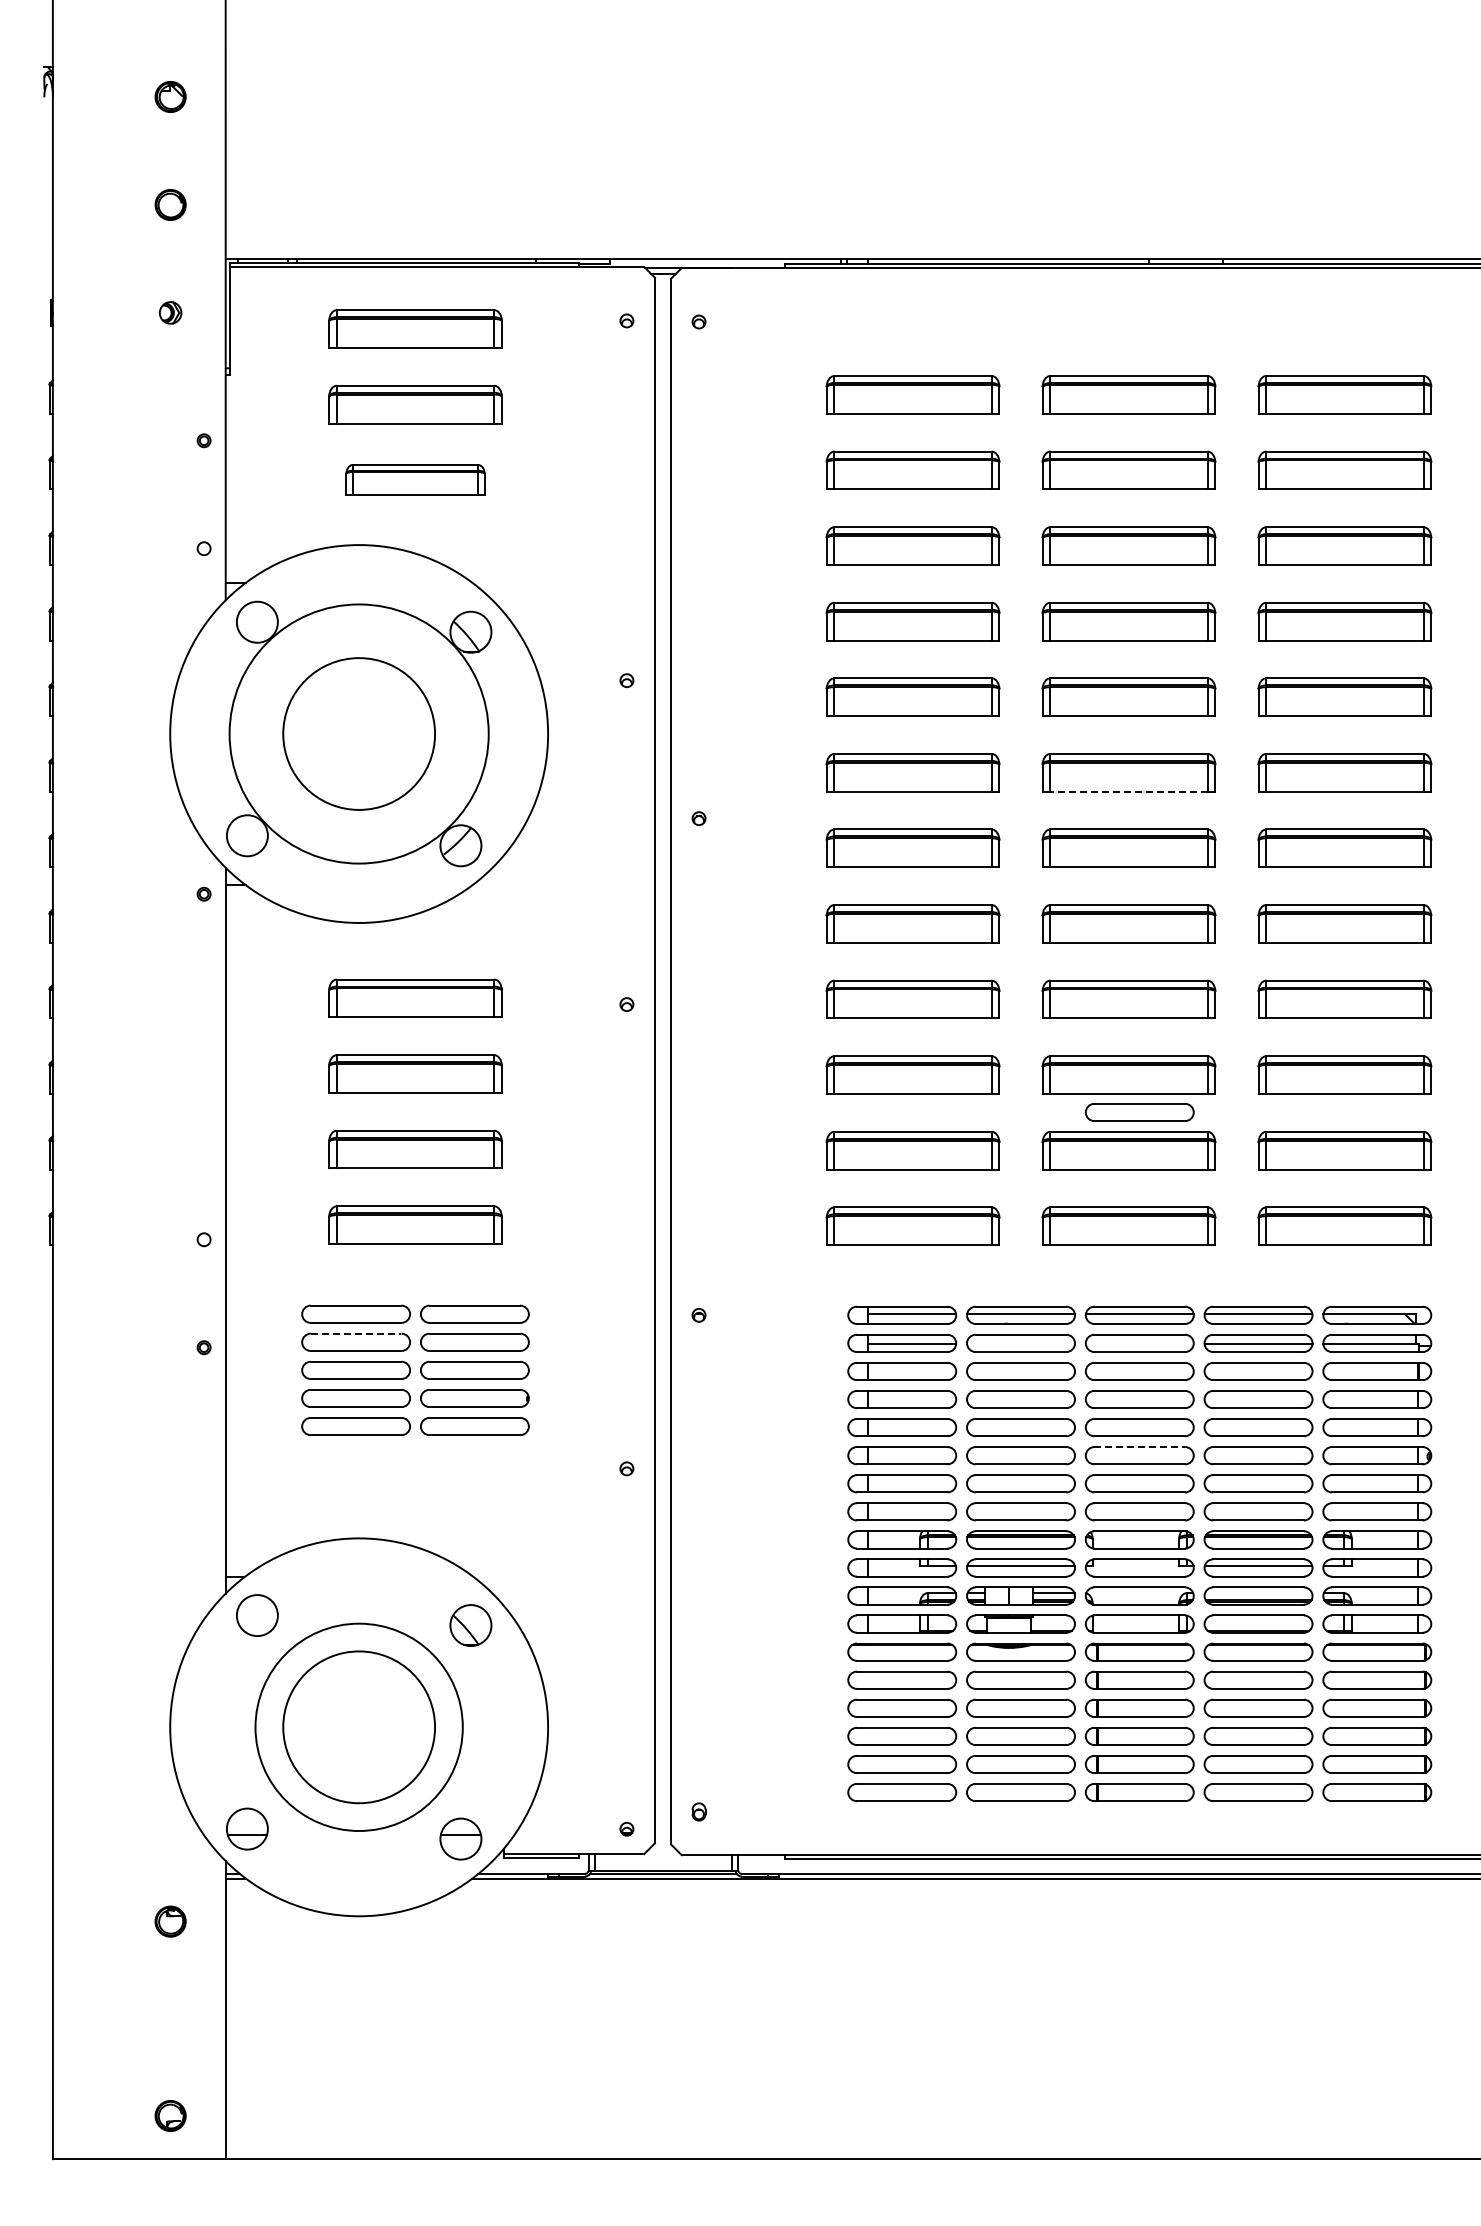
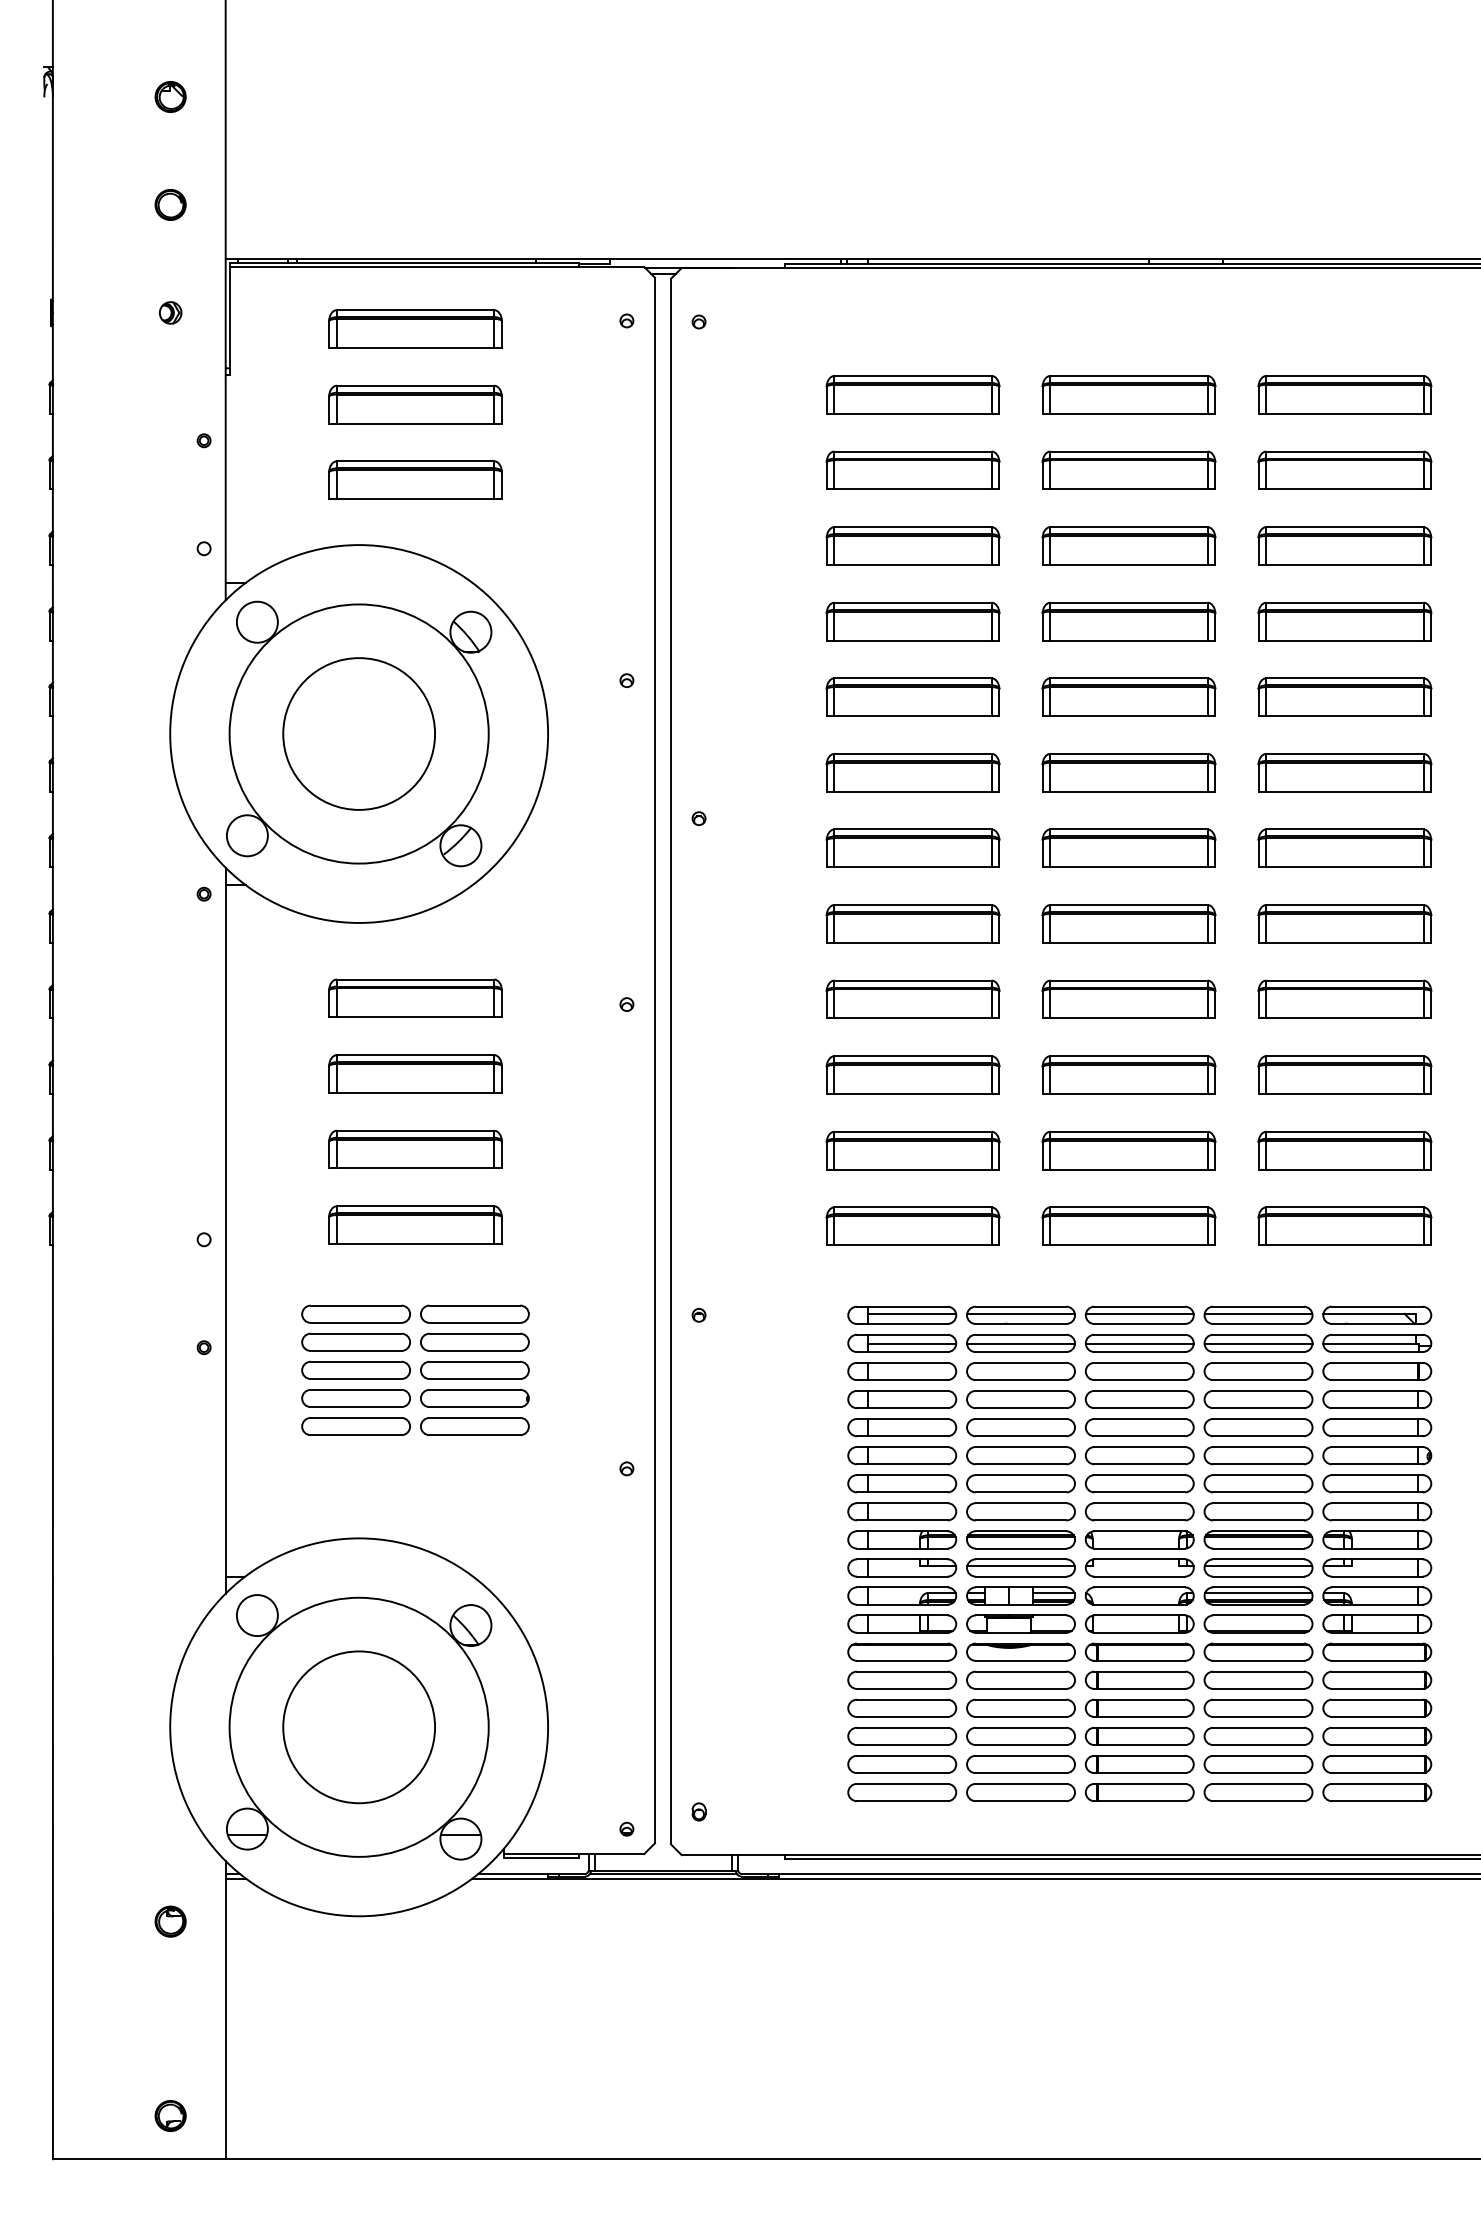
part size: 141x32 px -> 175x40 px (415, 479)
line: dashed -> solid (1128, 791)
part: present -> none (1139, 1112)
line: dashed -> solid (356, 1333)
line: none -> present (1020, 1344)
line: none -> present (1139, 1344)
line: dashed -> solid (1140, 1447)
line: none -> present (1258, 1593)
circle diameter: 207 px -> 259 px (358, 1726)
